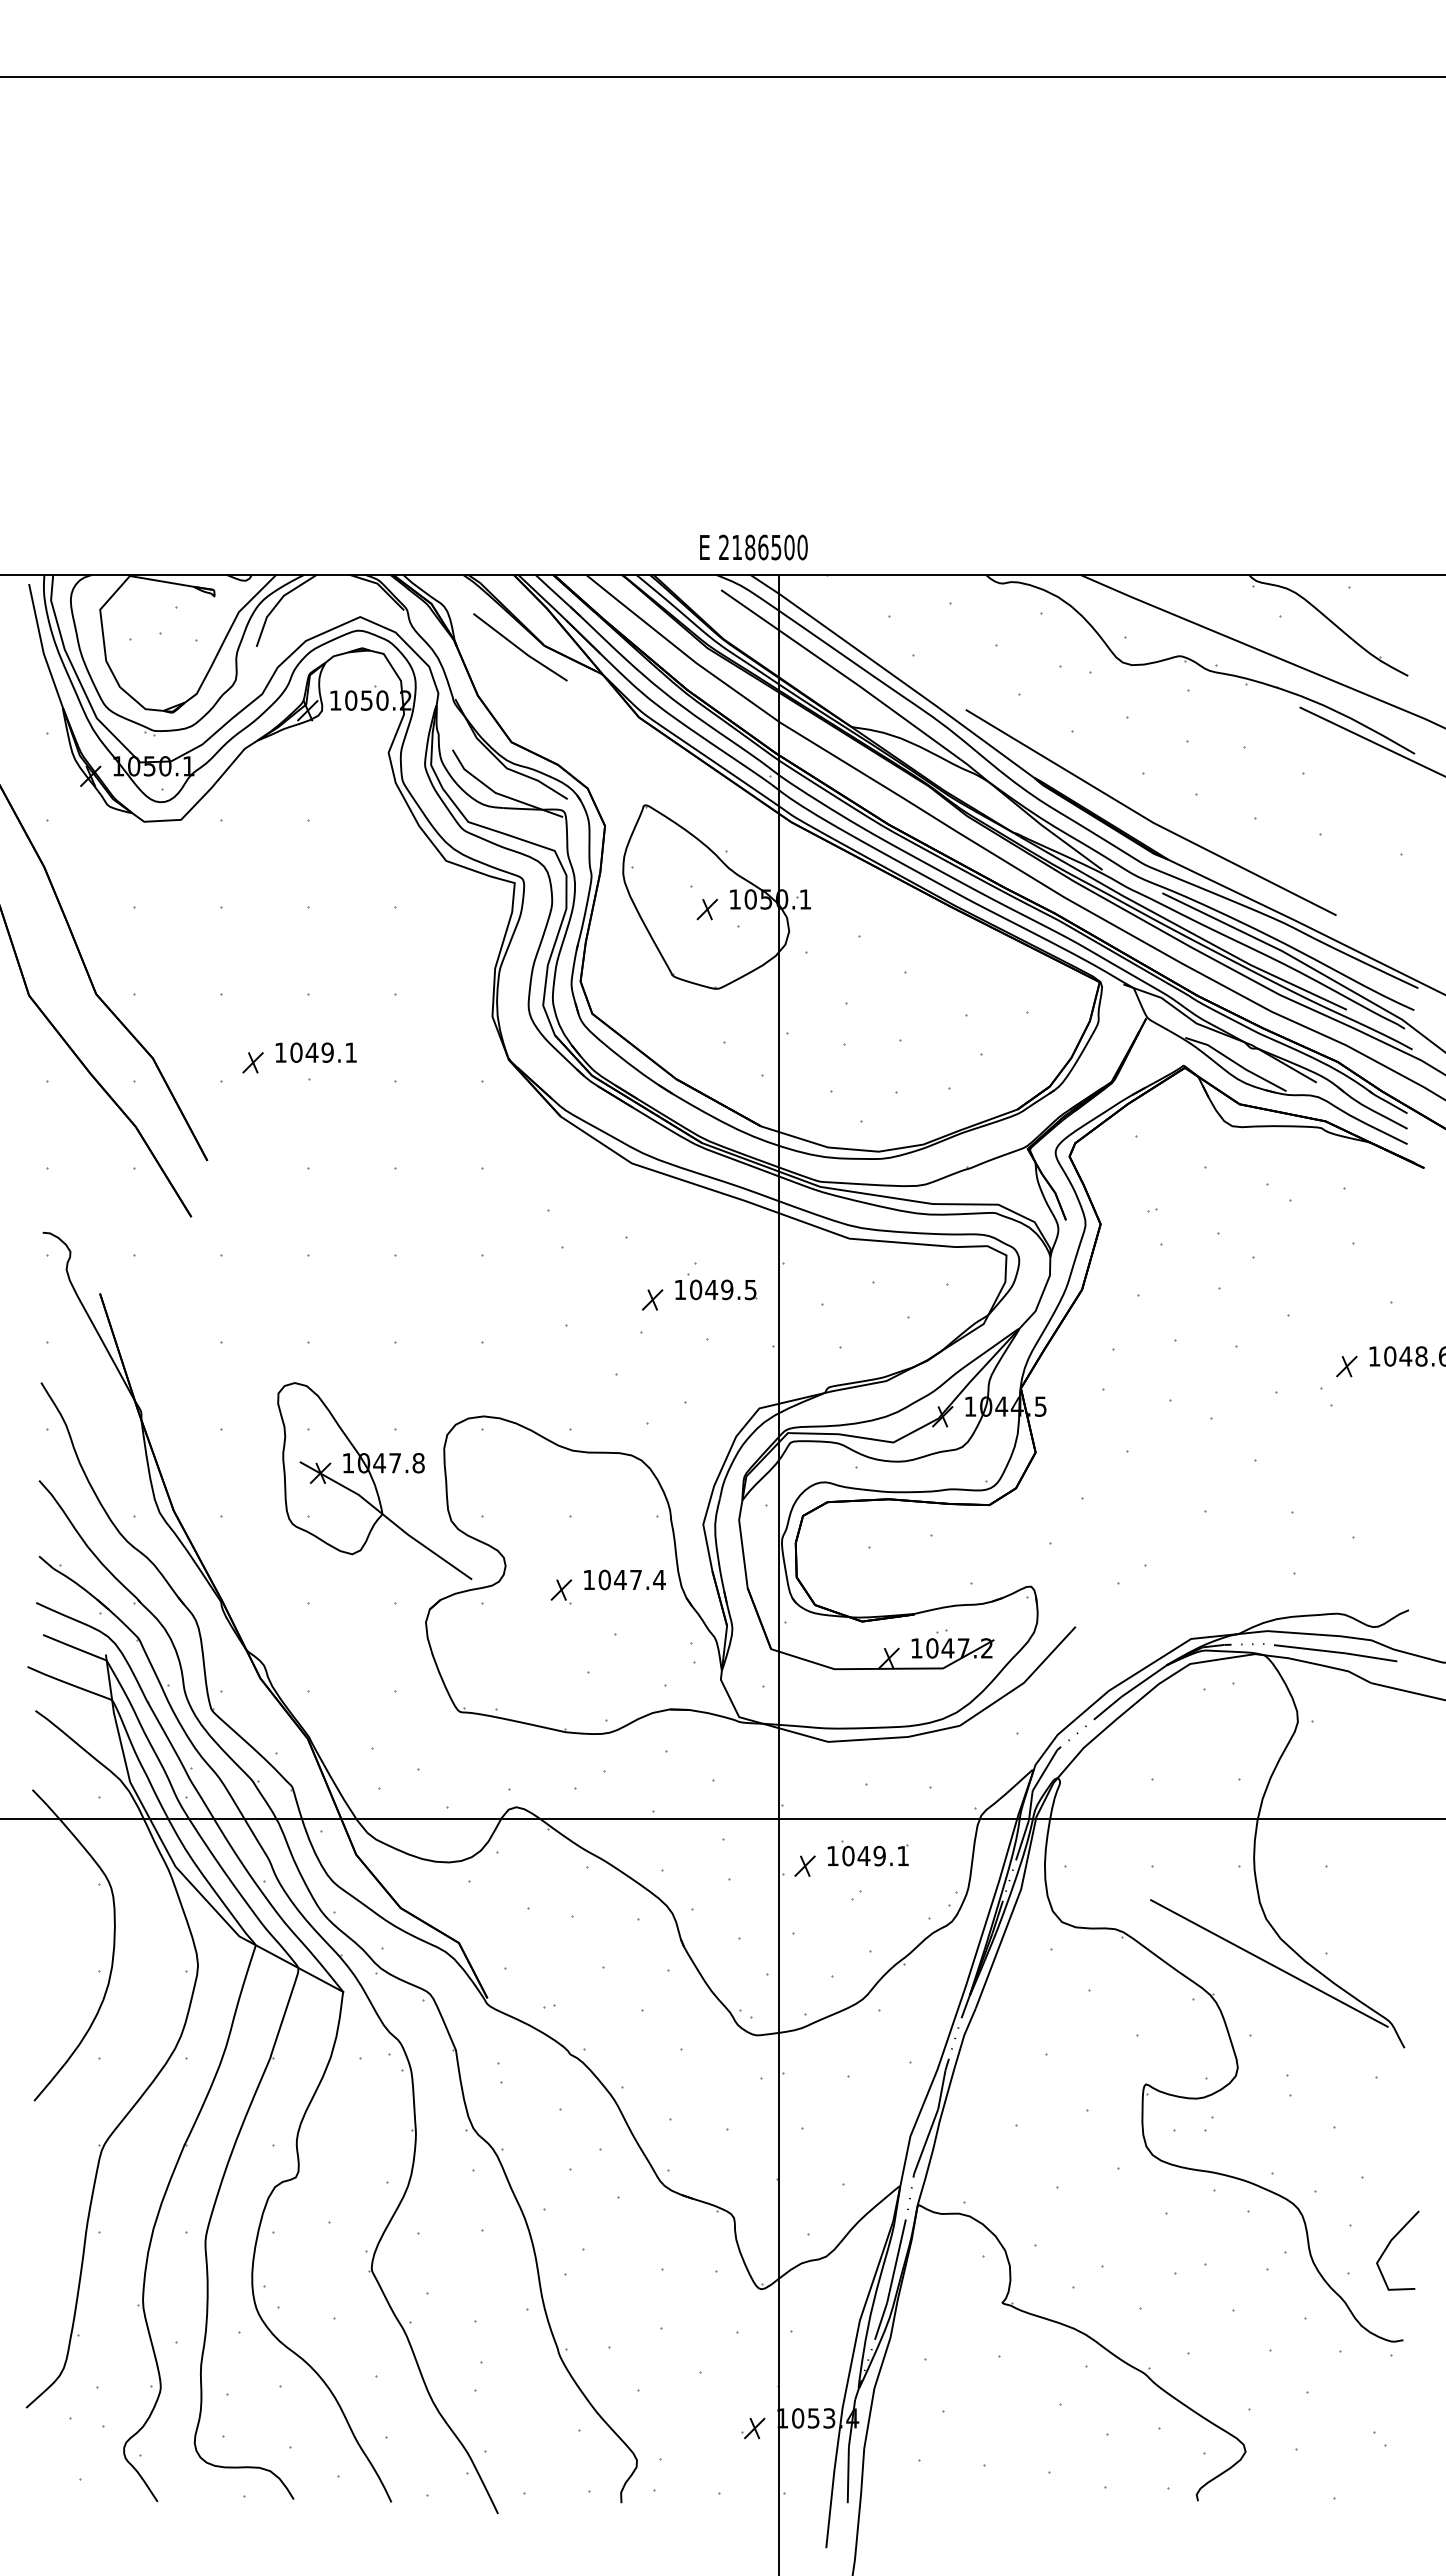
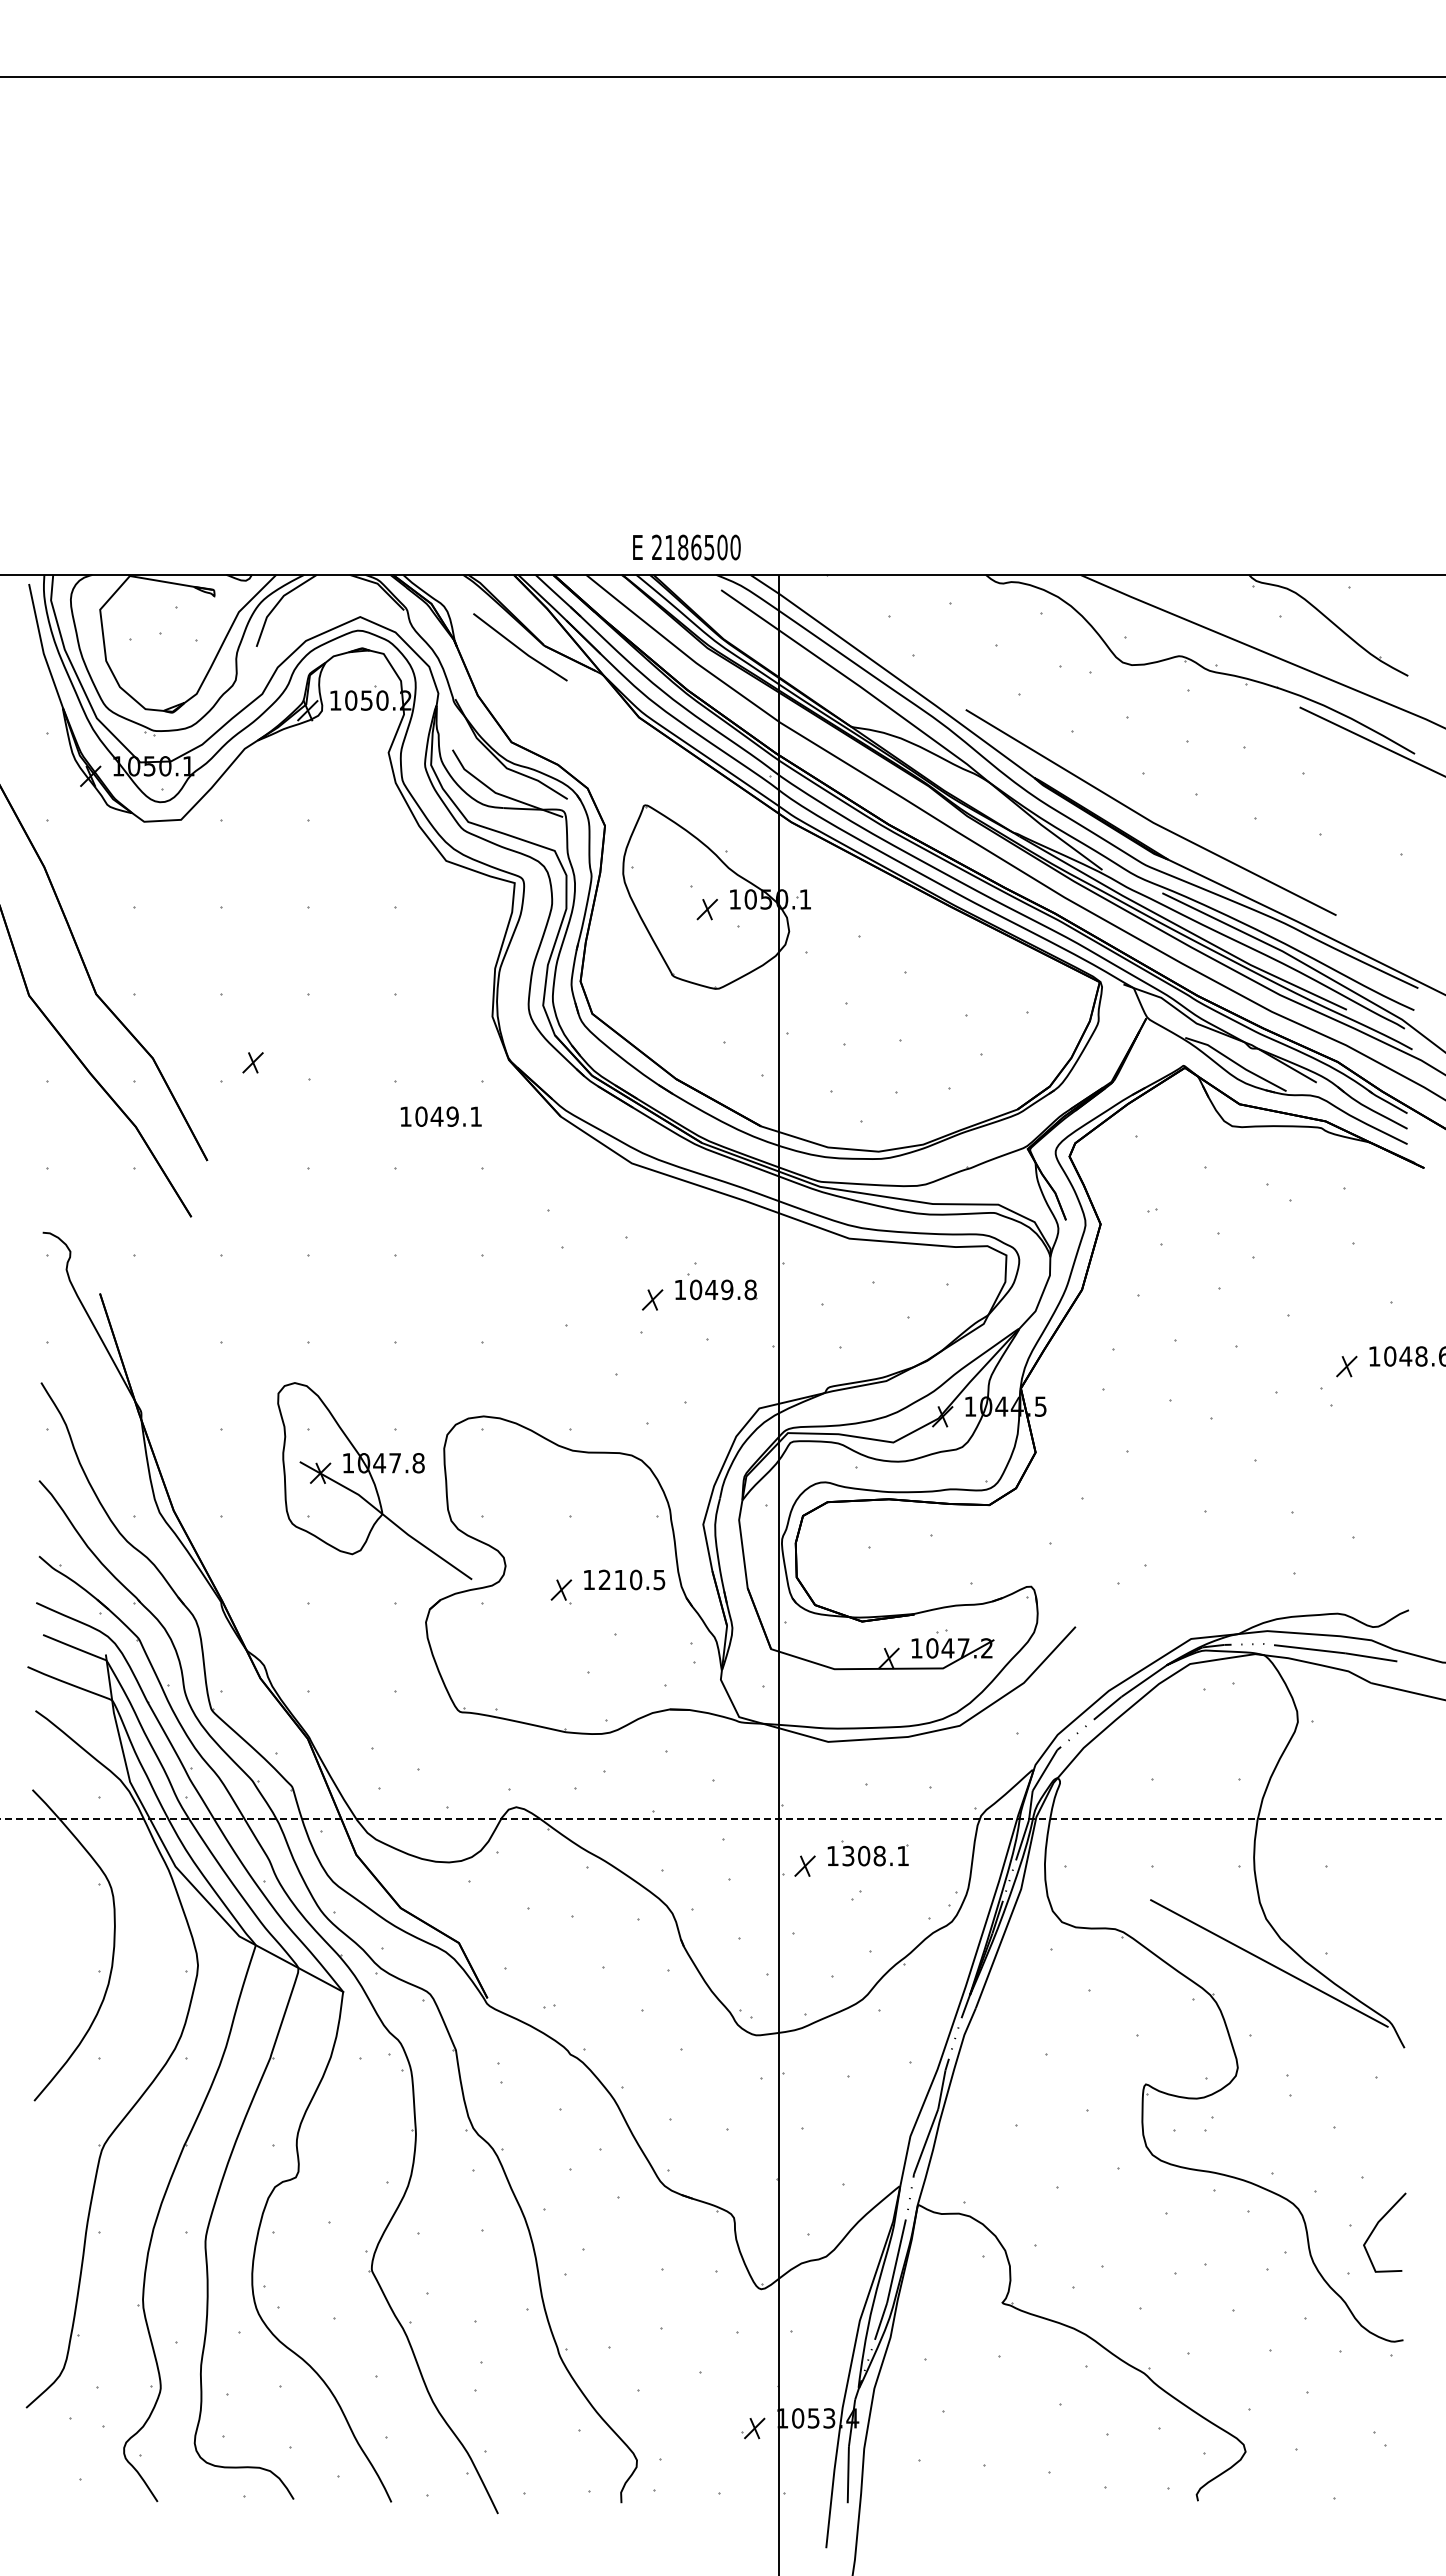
text position: (753, 547) -> (686, 547) (686, 547)
text position: (315, 1052) -> (440, 1116) (440, 1116)
text: 1049.5 -> 1049.8 (750, 1289)
text: 1047.4 -> 1210.5 (631, 1579)
line: solid -> dashed (722, 1819)
text: 1049.1 -> 1308.1 (863, 1855)
line position: (1389, 2245) -> (1376, 2227) (1376, 2227)
